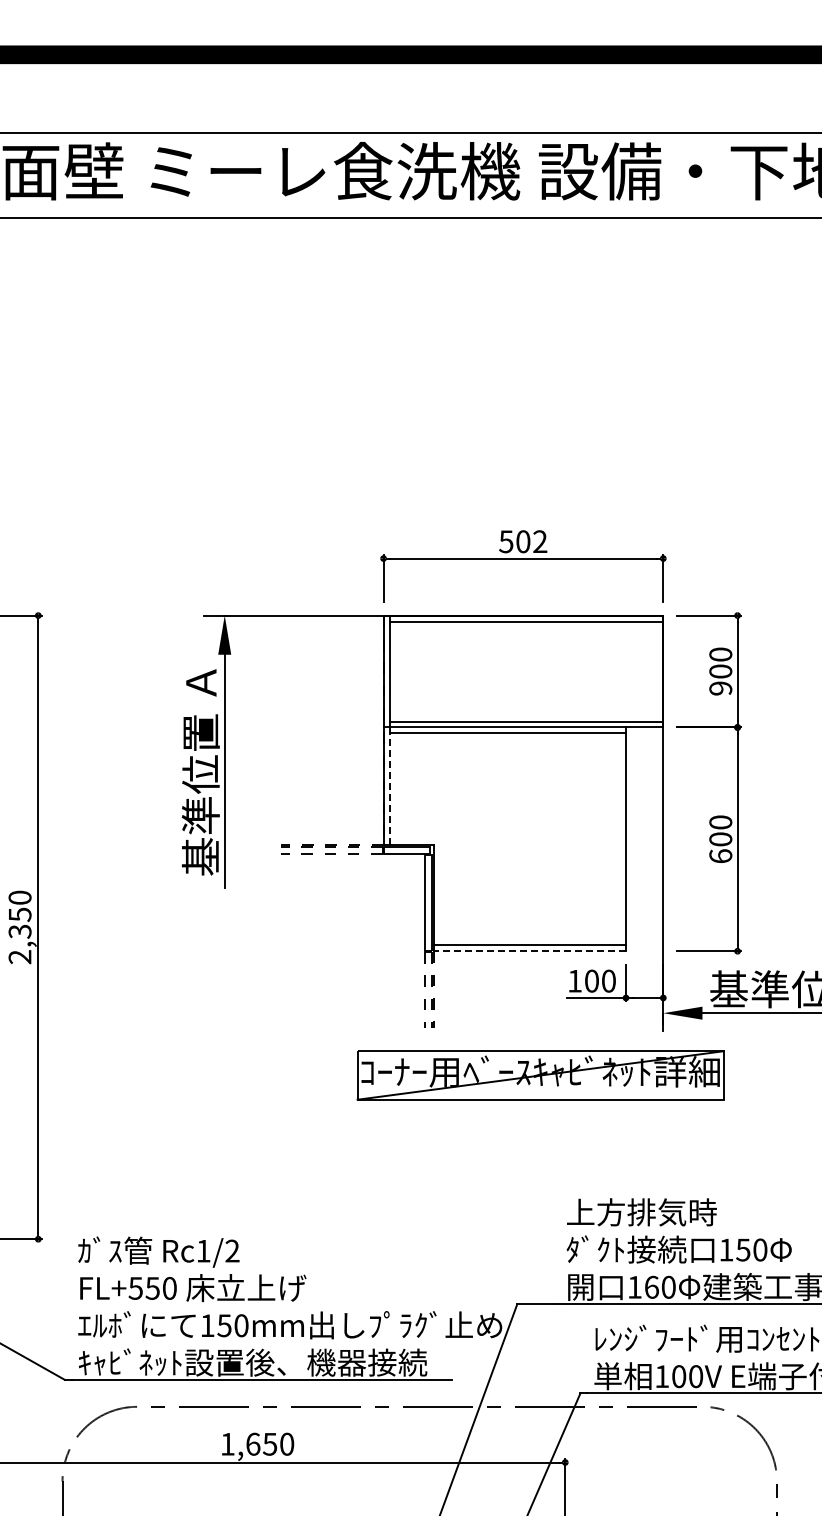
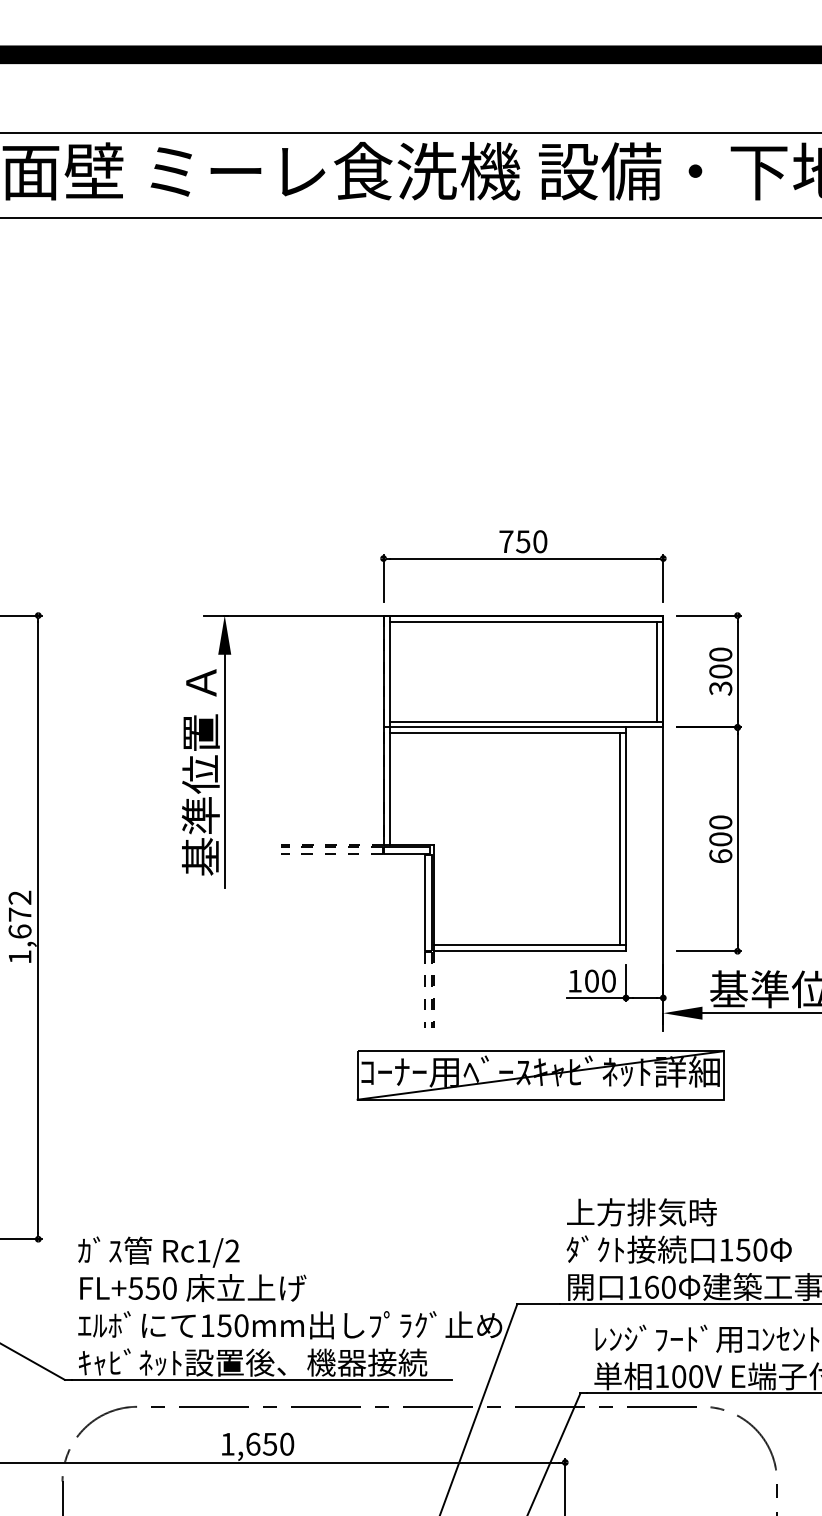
text: 502 -> 750 (523, 541)
line: none -> present (656, 671)
text: 900 -> 300 (720, 688)
line: dashed -> solid (389, 786)
line: none -> present (620, 839)
text: 2,350 -> 1,672 (19, 927)
line: dashed -> solid (529, 951)
